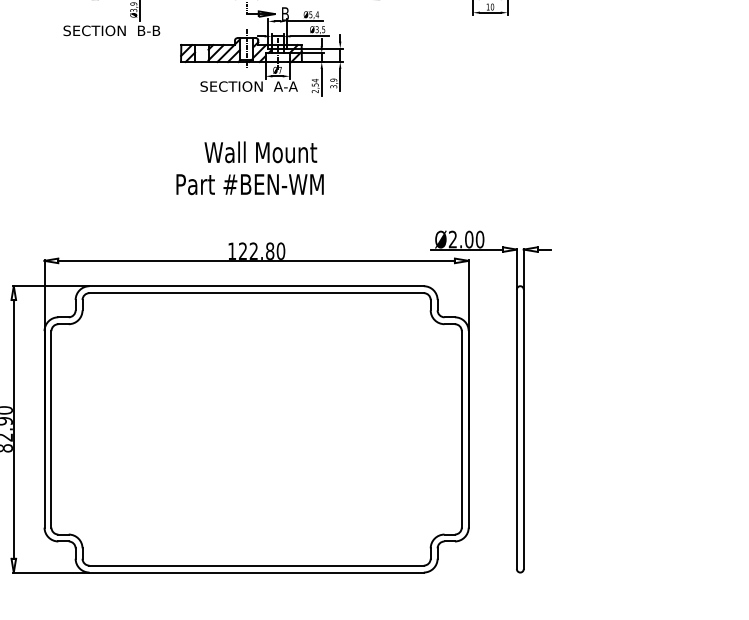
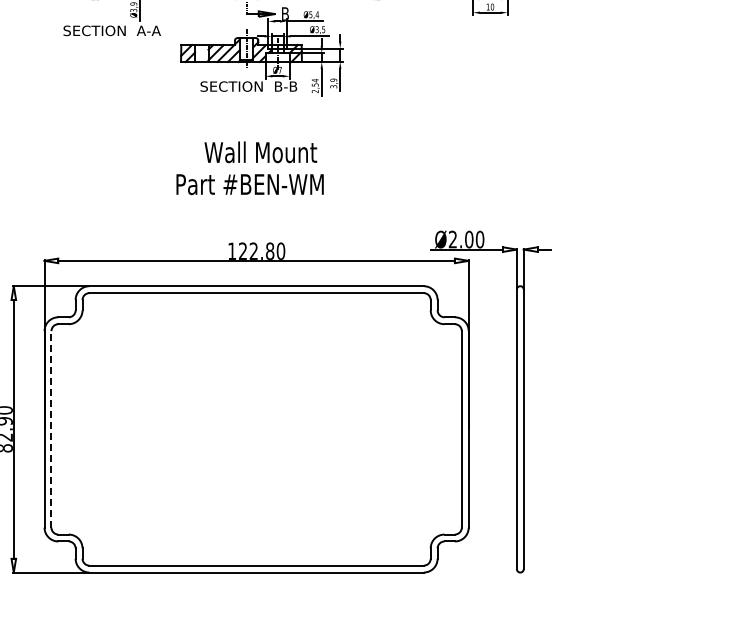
text: B-B -> A-A (148, 30)
text: A-A -> B-B (285, 86)
line: solid -> dashed (51, 428)
